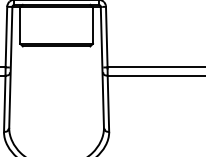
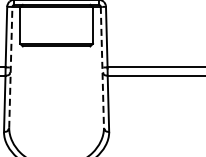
line: solid -> dashed (10, 66)
line: solid -> dashed (102, 67)
